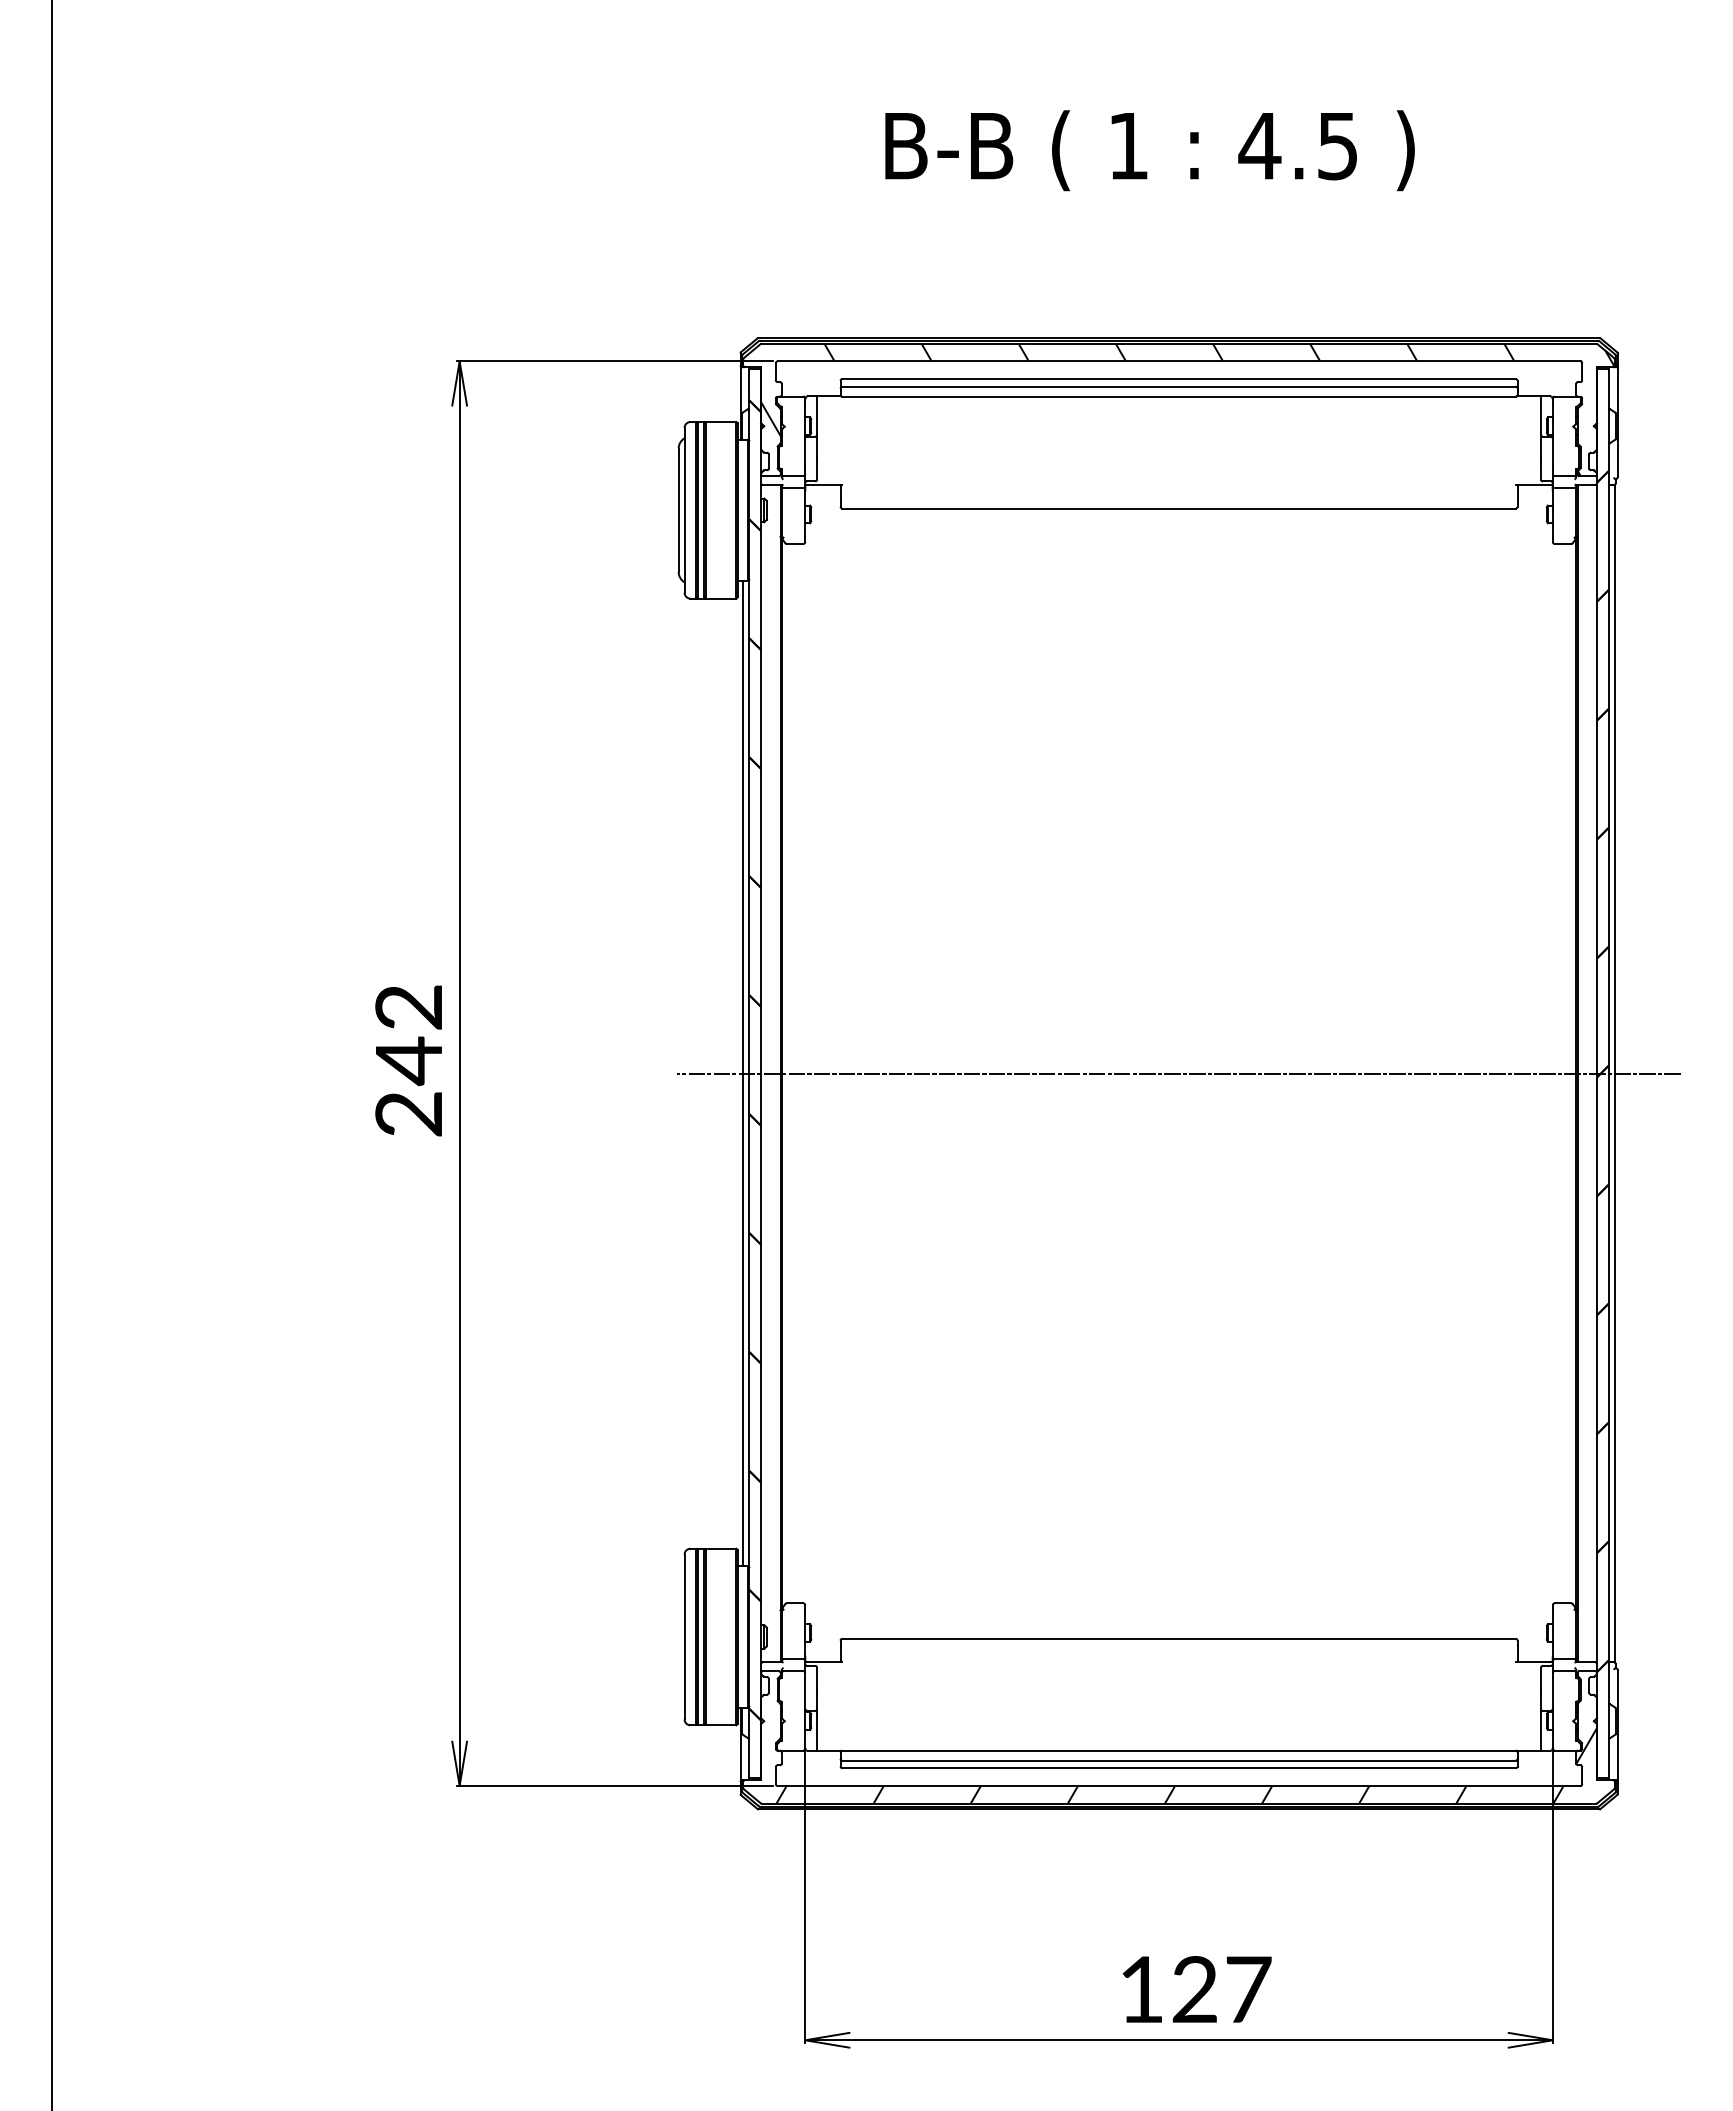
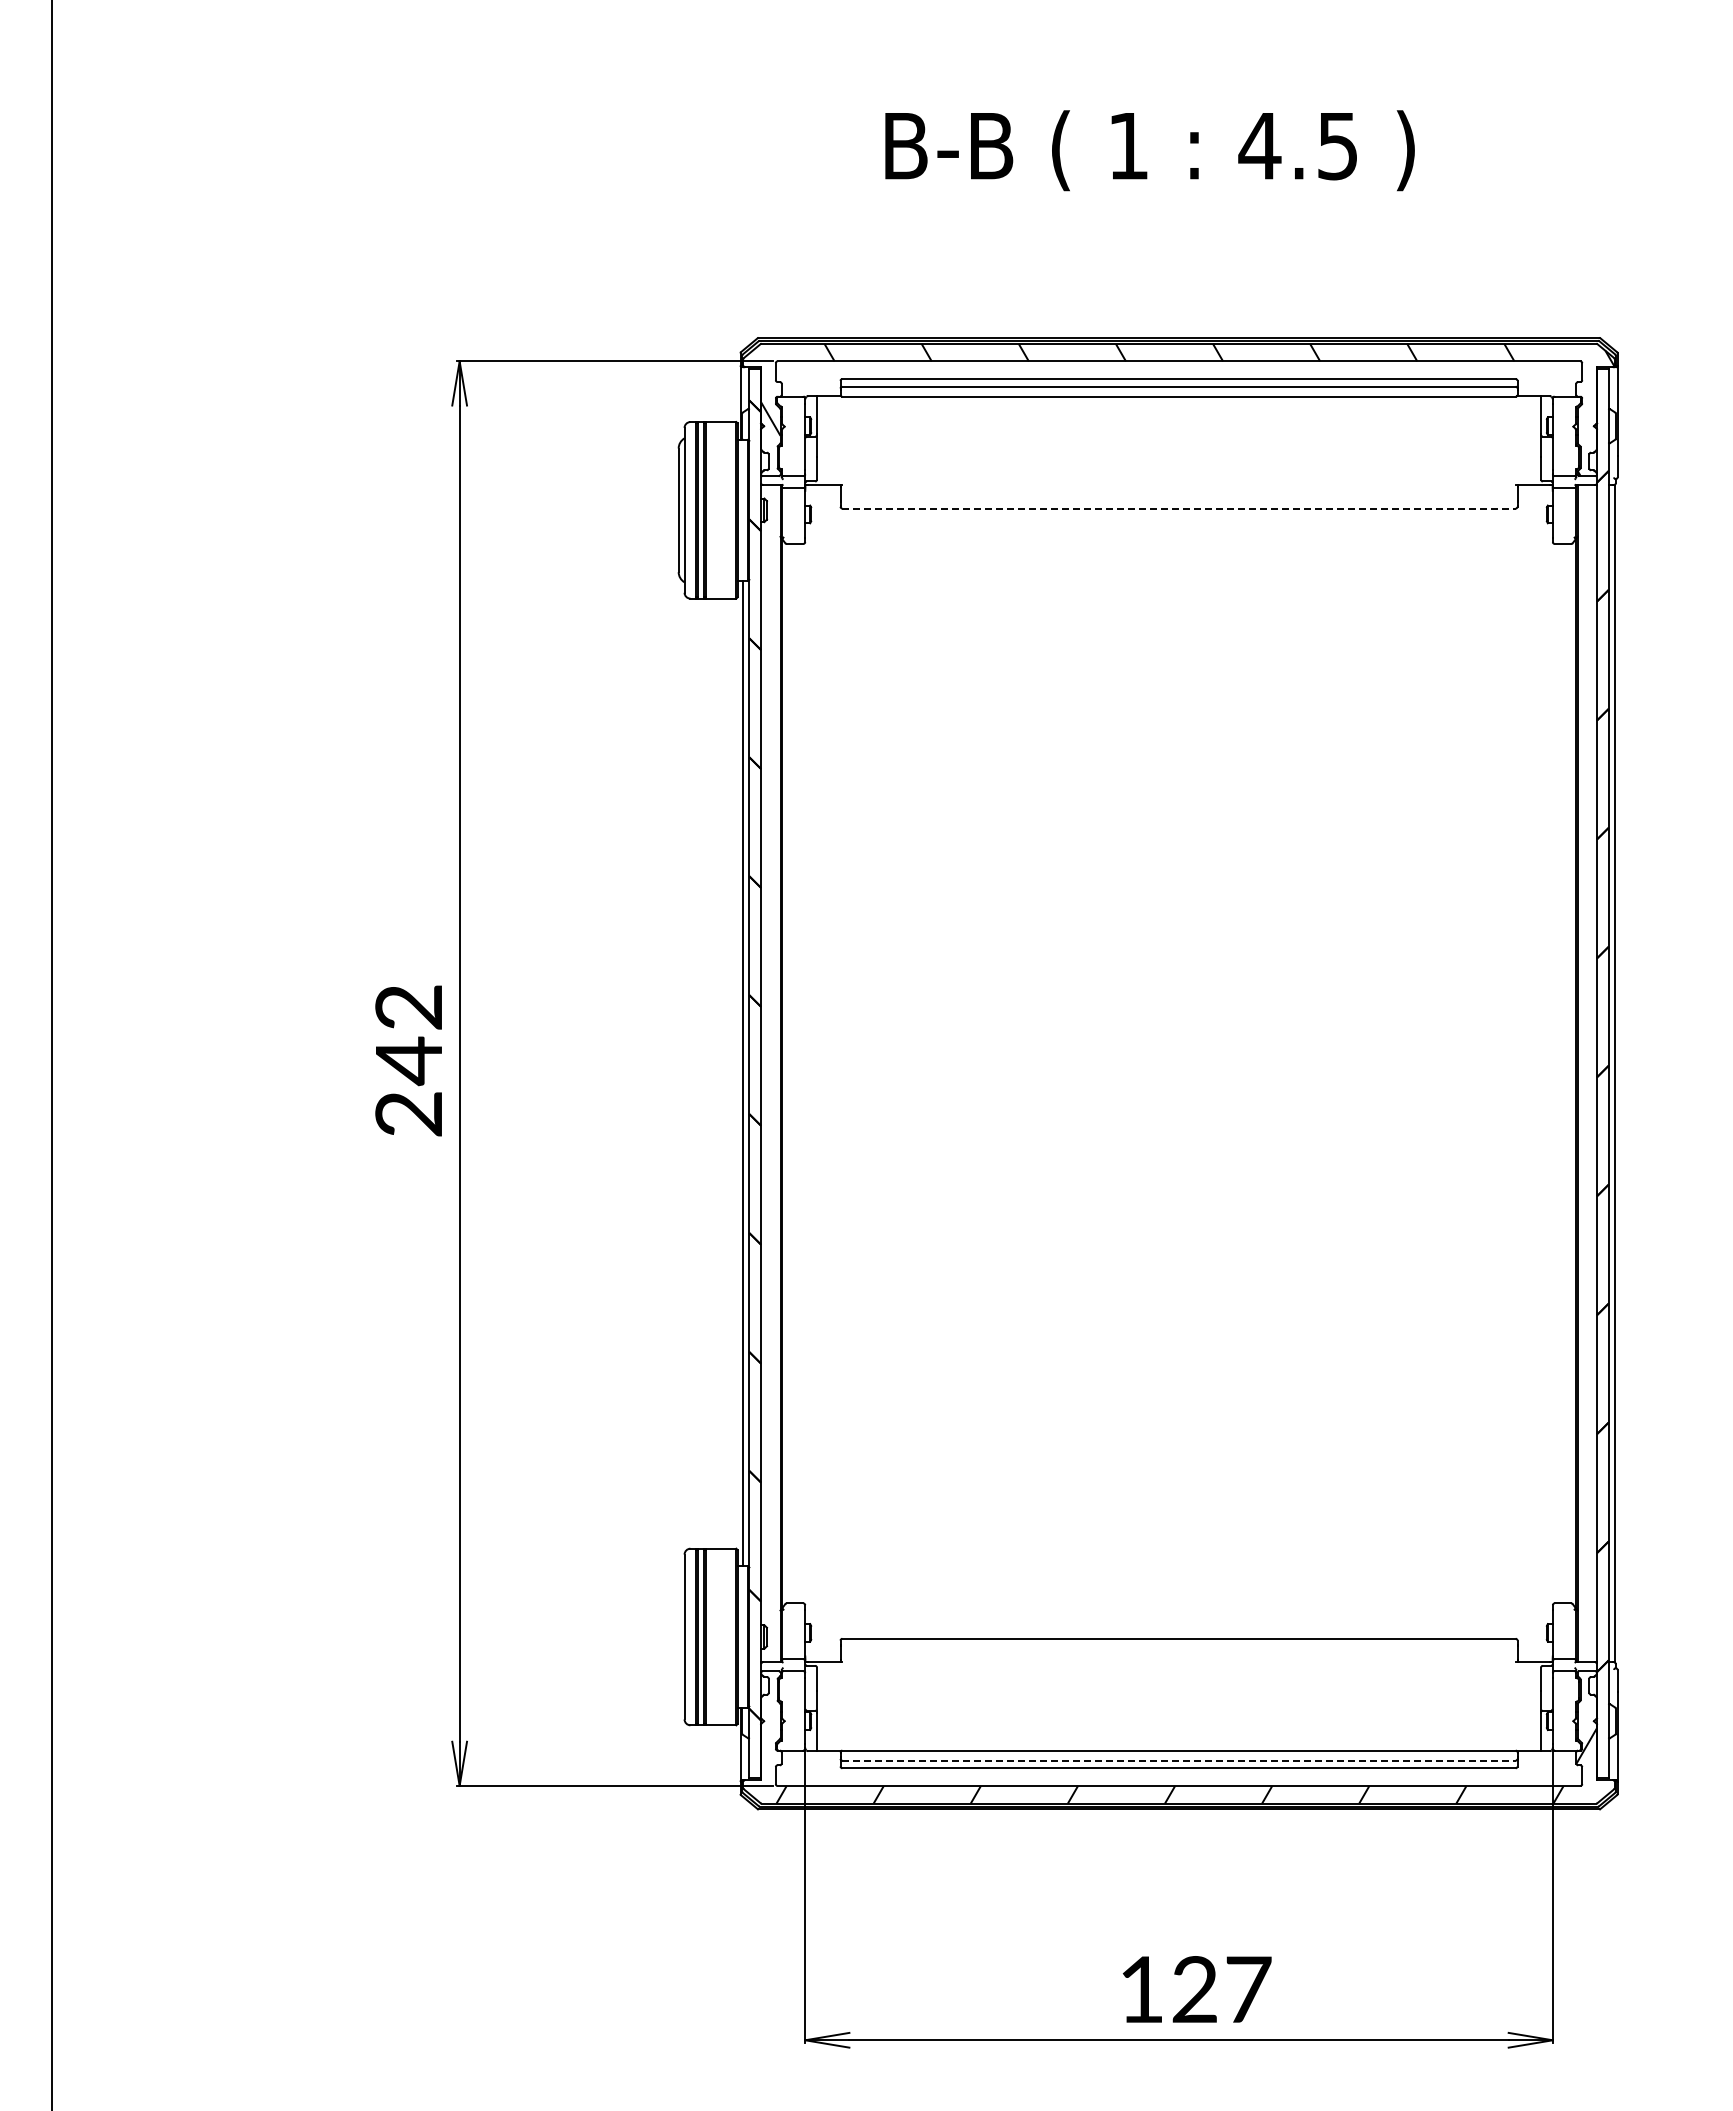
line: solid -> dashed (1179, 508)
line: present -> none (1178, 1073)
line: solid -> dashed (1179, 1760)
